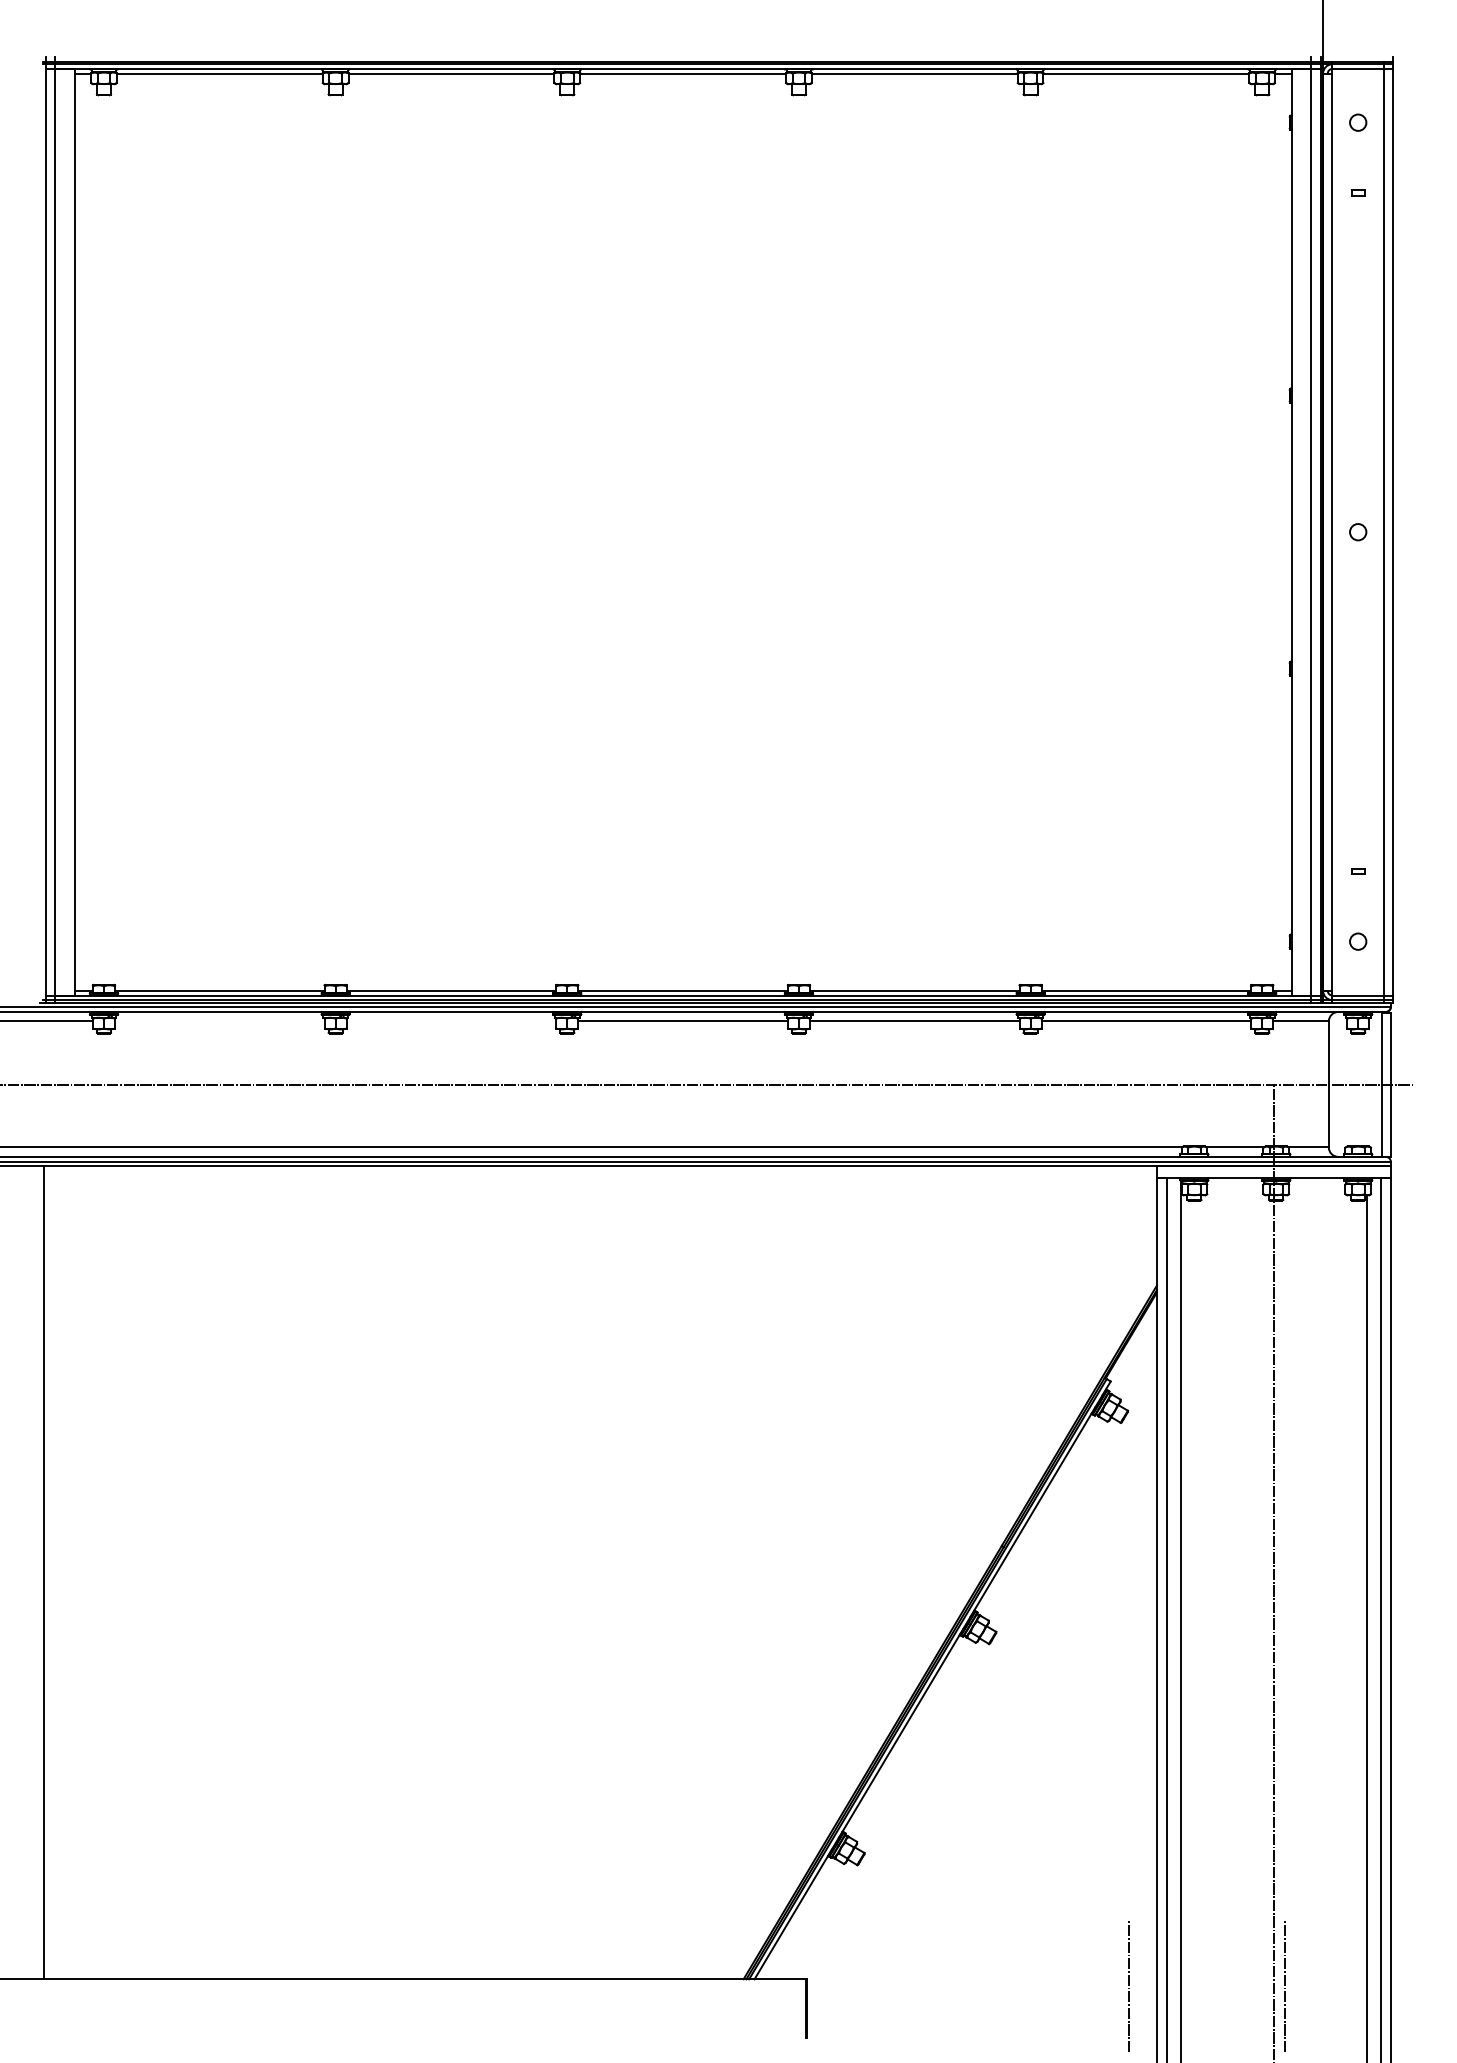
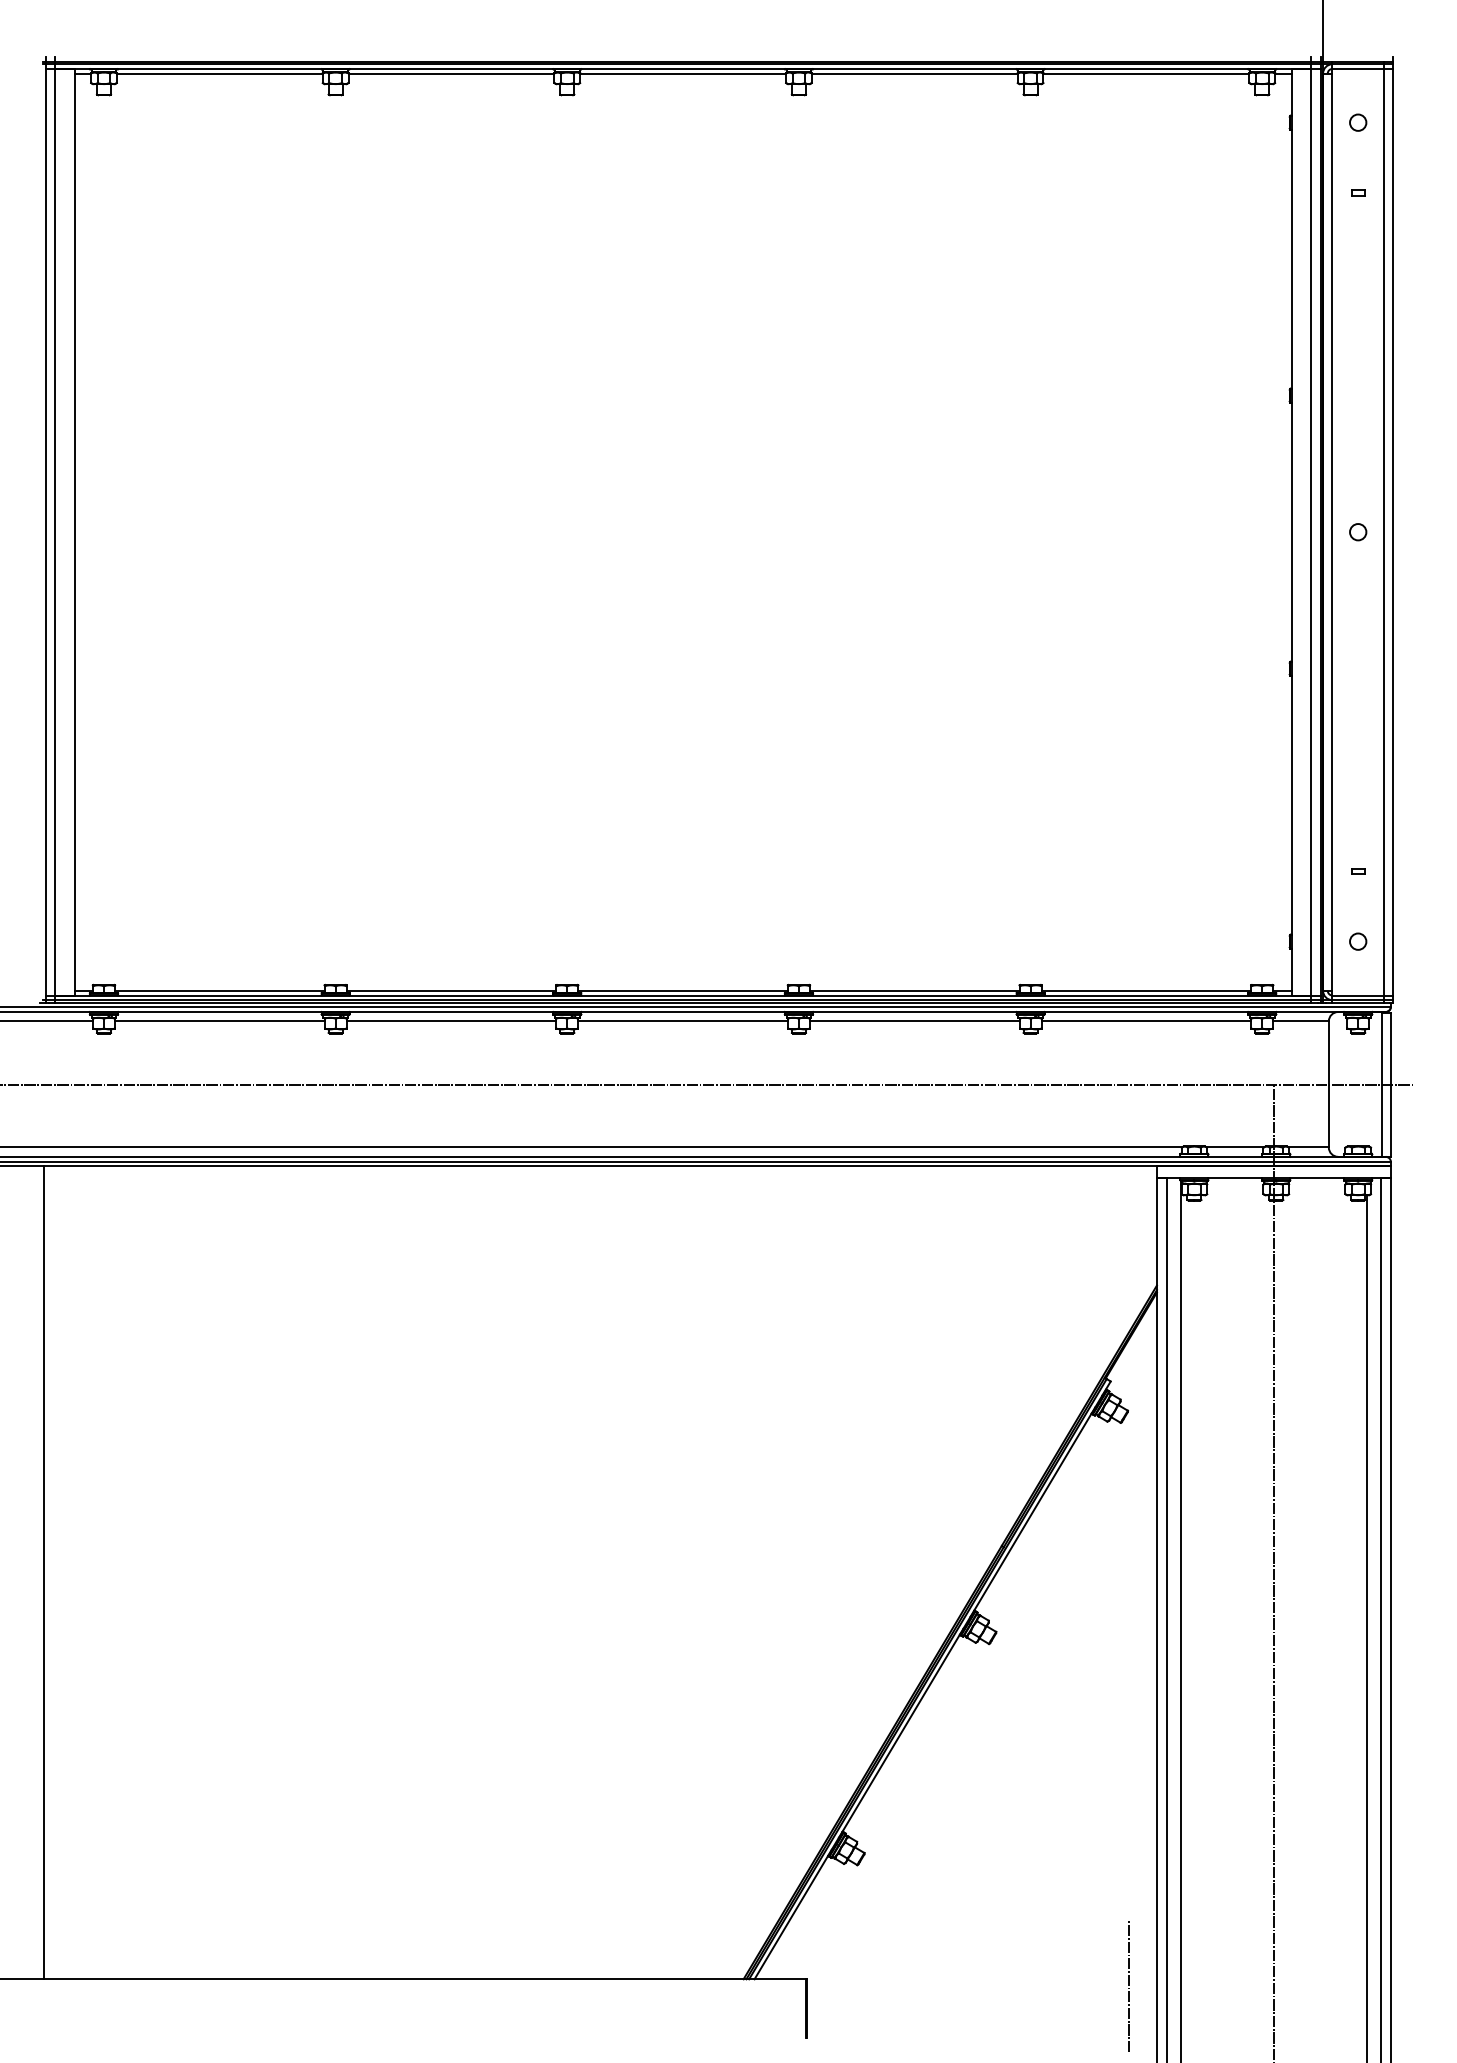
line: none -> present (219, 1021)
line: none -> present (451, 1021)
line: present -> none (1284, 1985)
